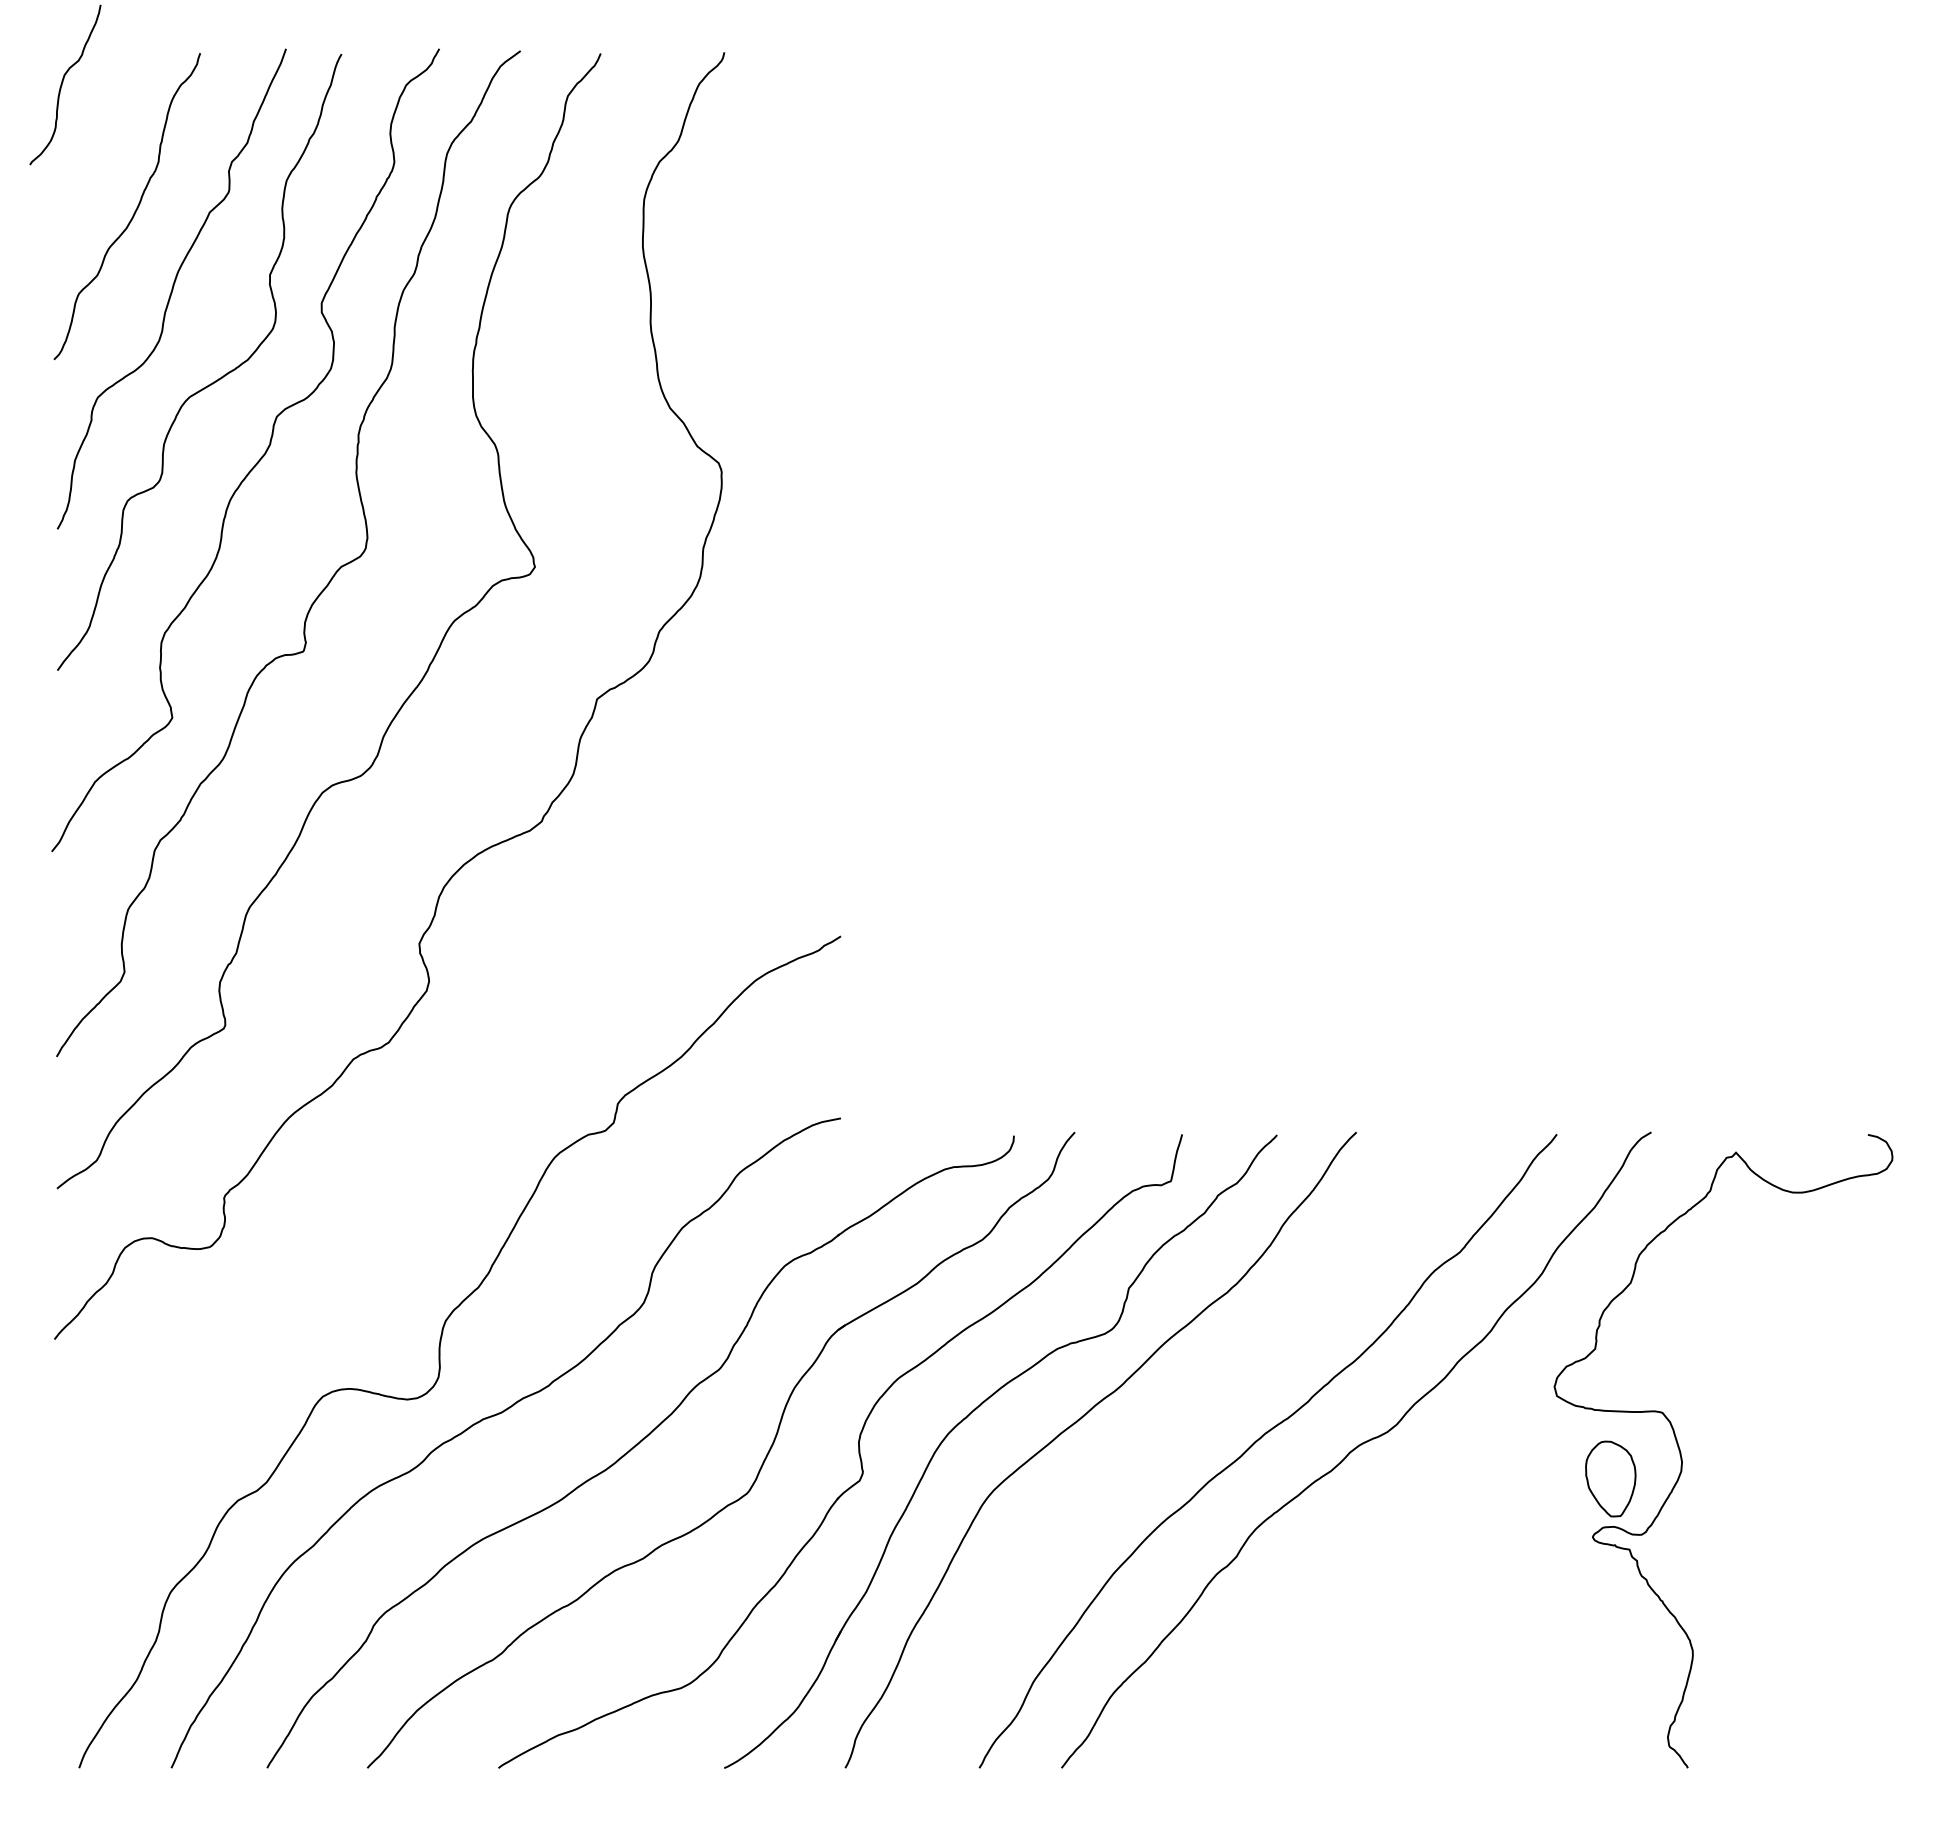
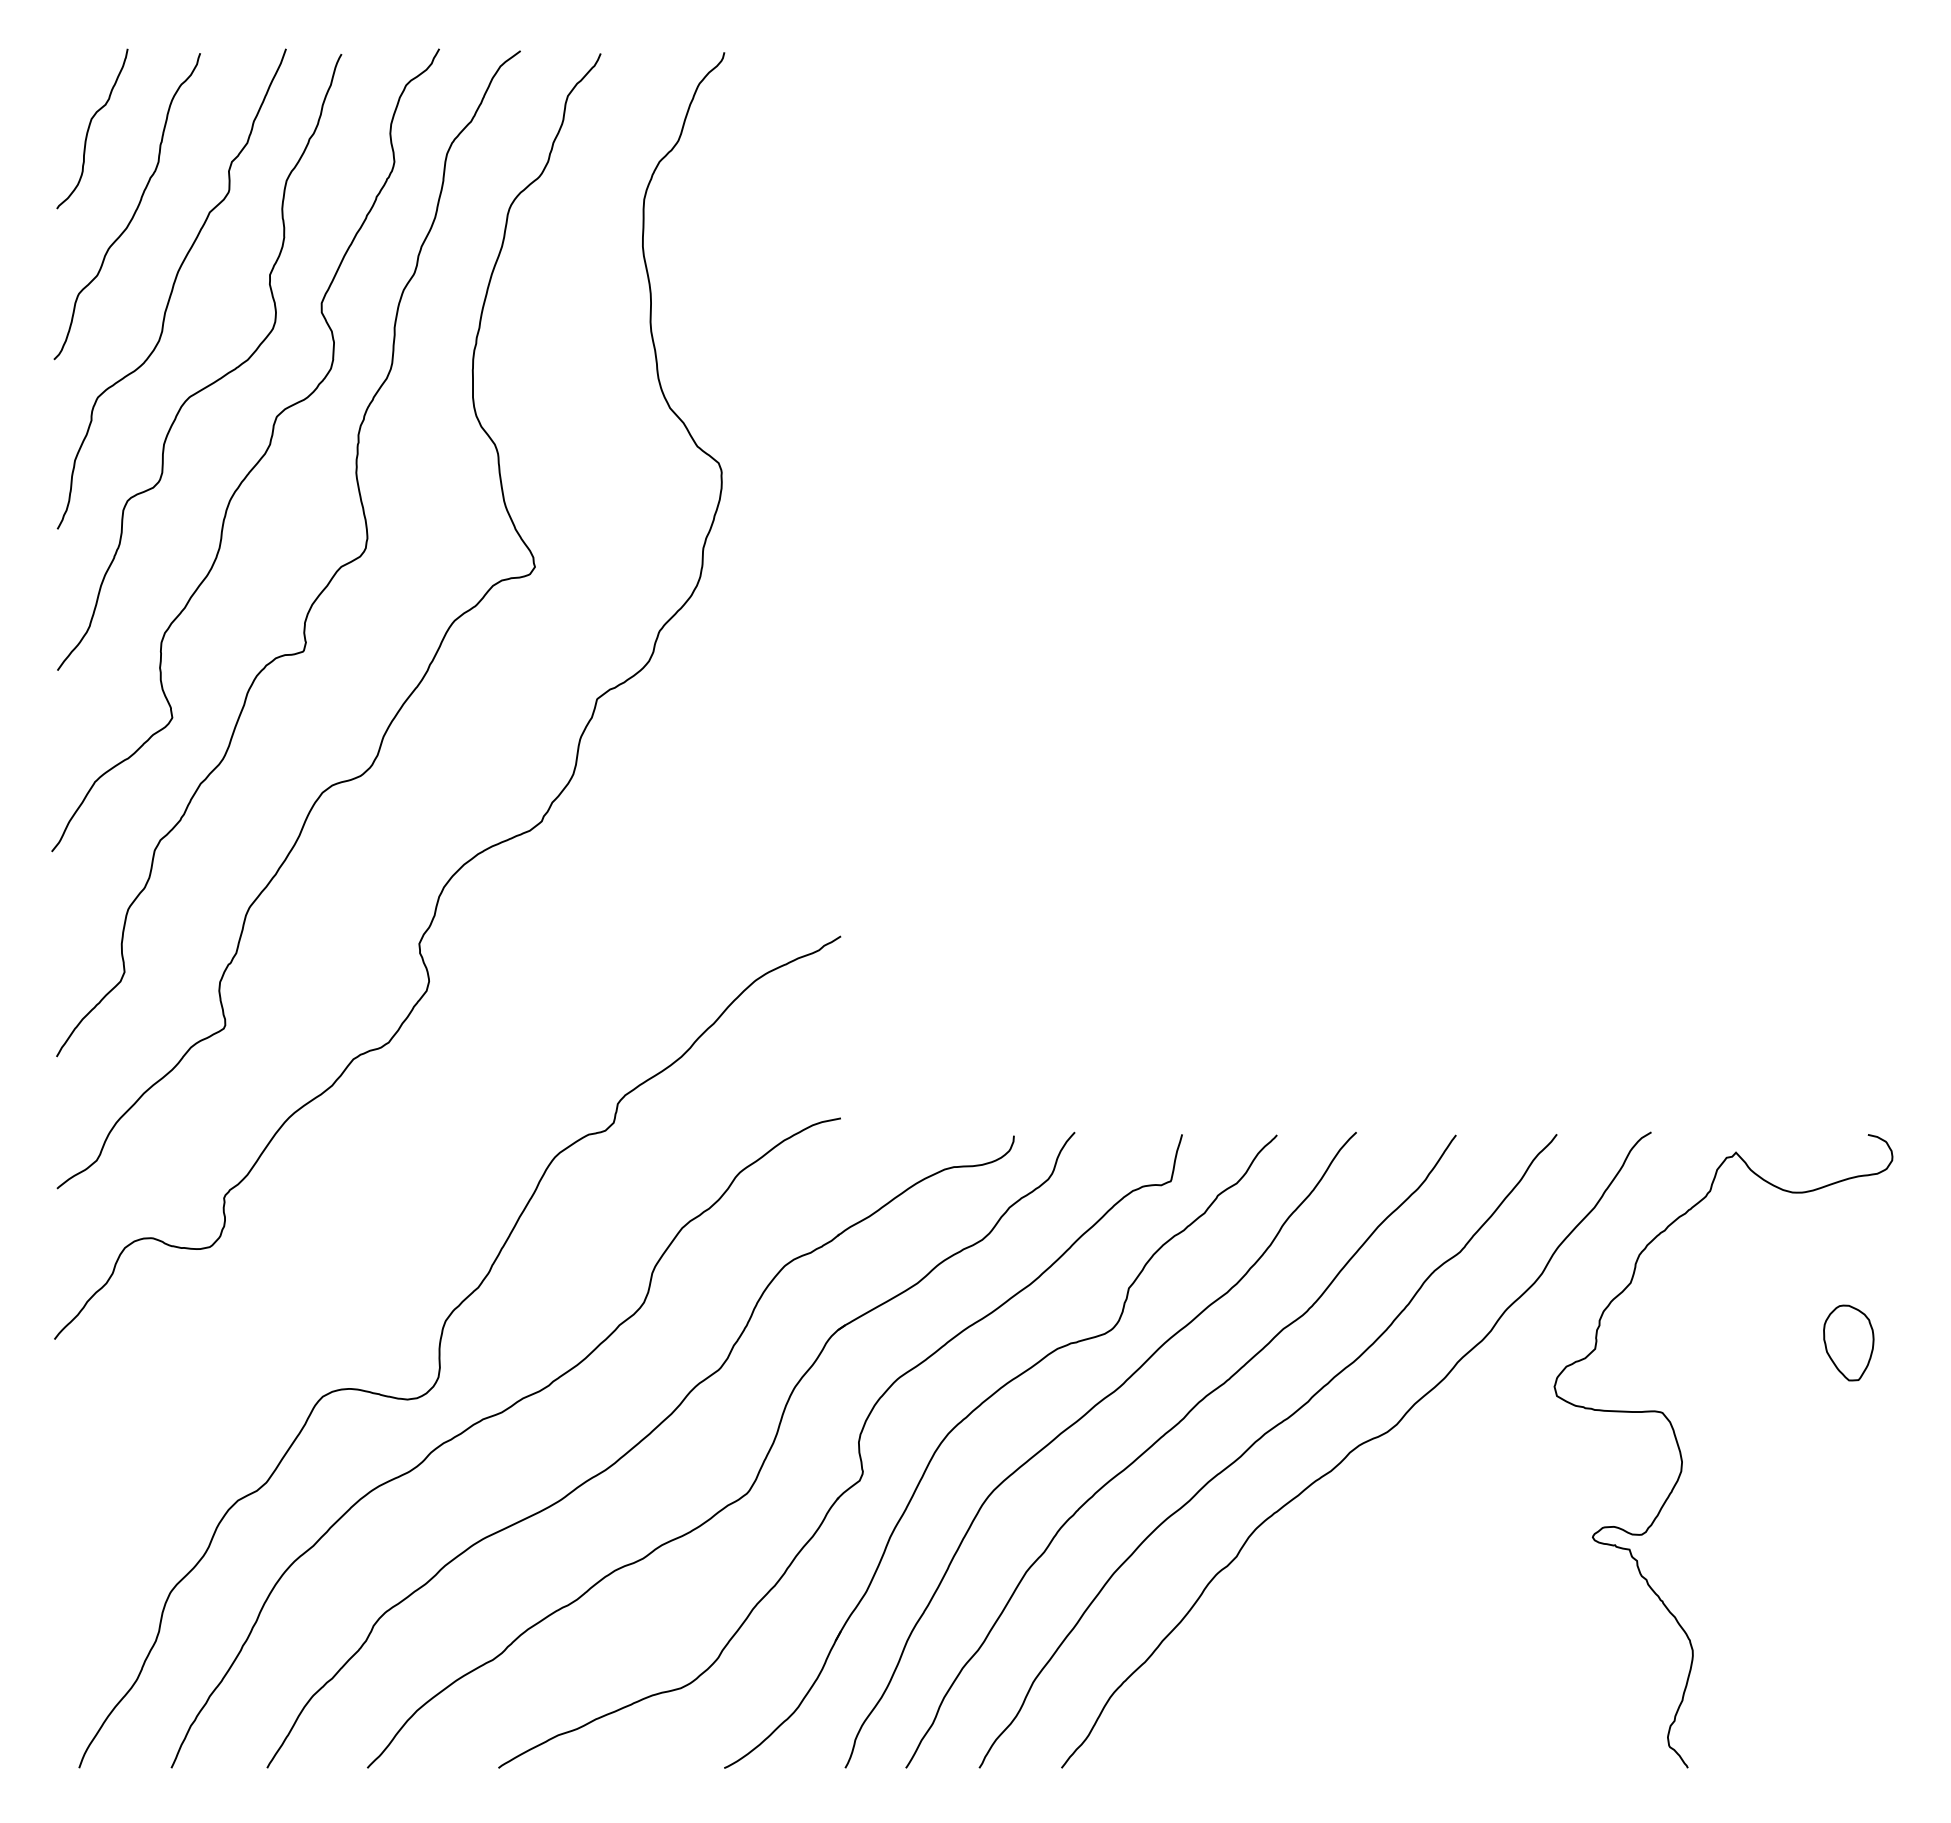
curve position: (63, 82) -> (90, 126) (90, 126)
curve: none -> present (1165, 1435)
part position: (1610, 1478) -> (1848, 1342) (1848, 1342)
